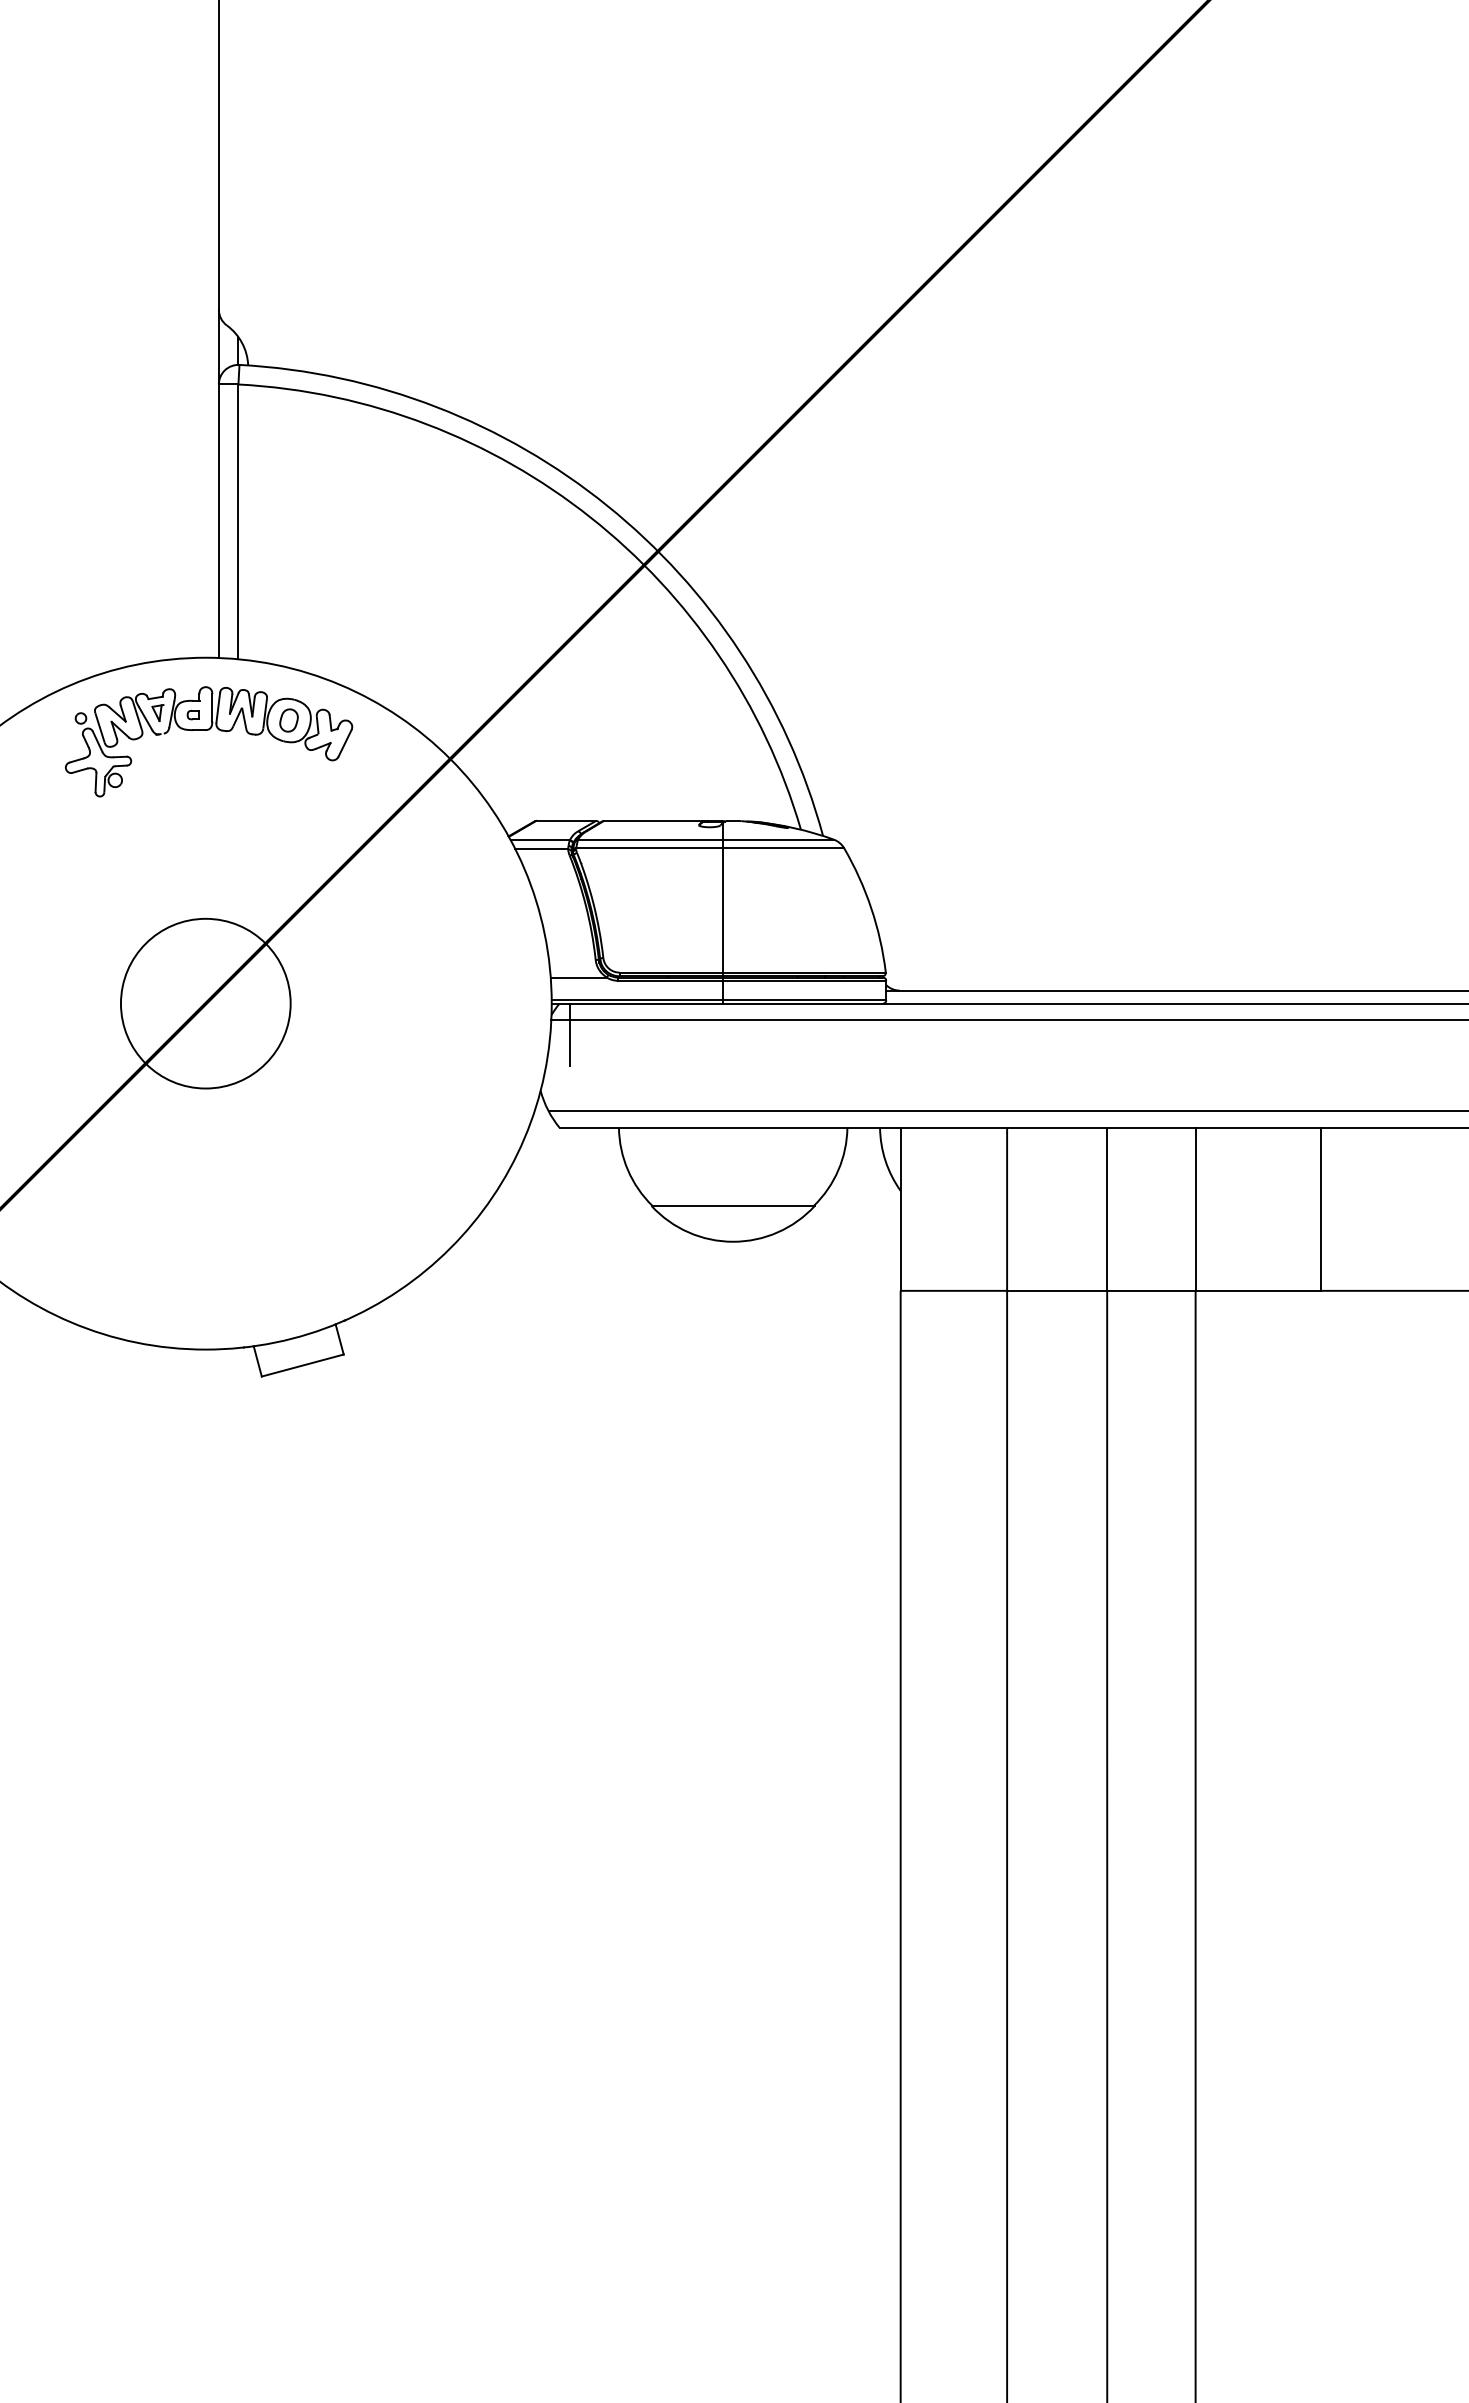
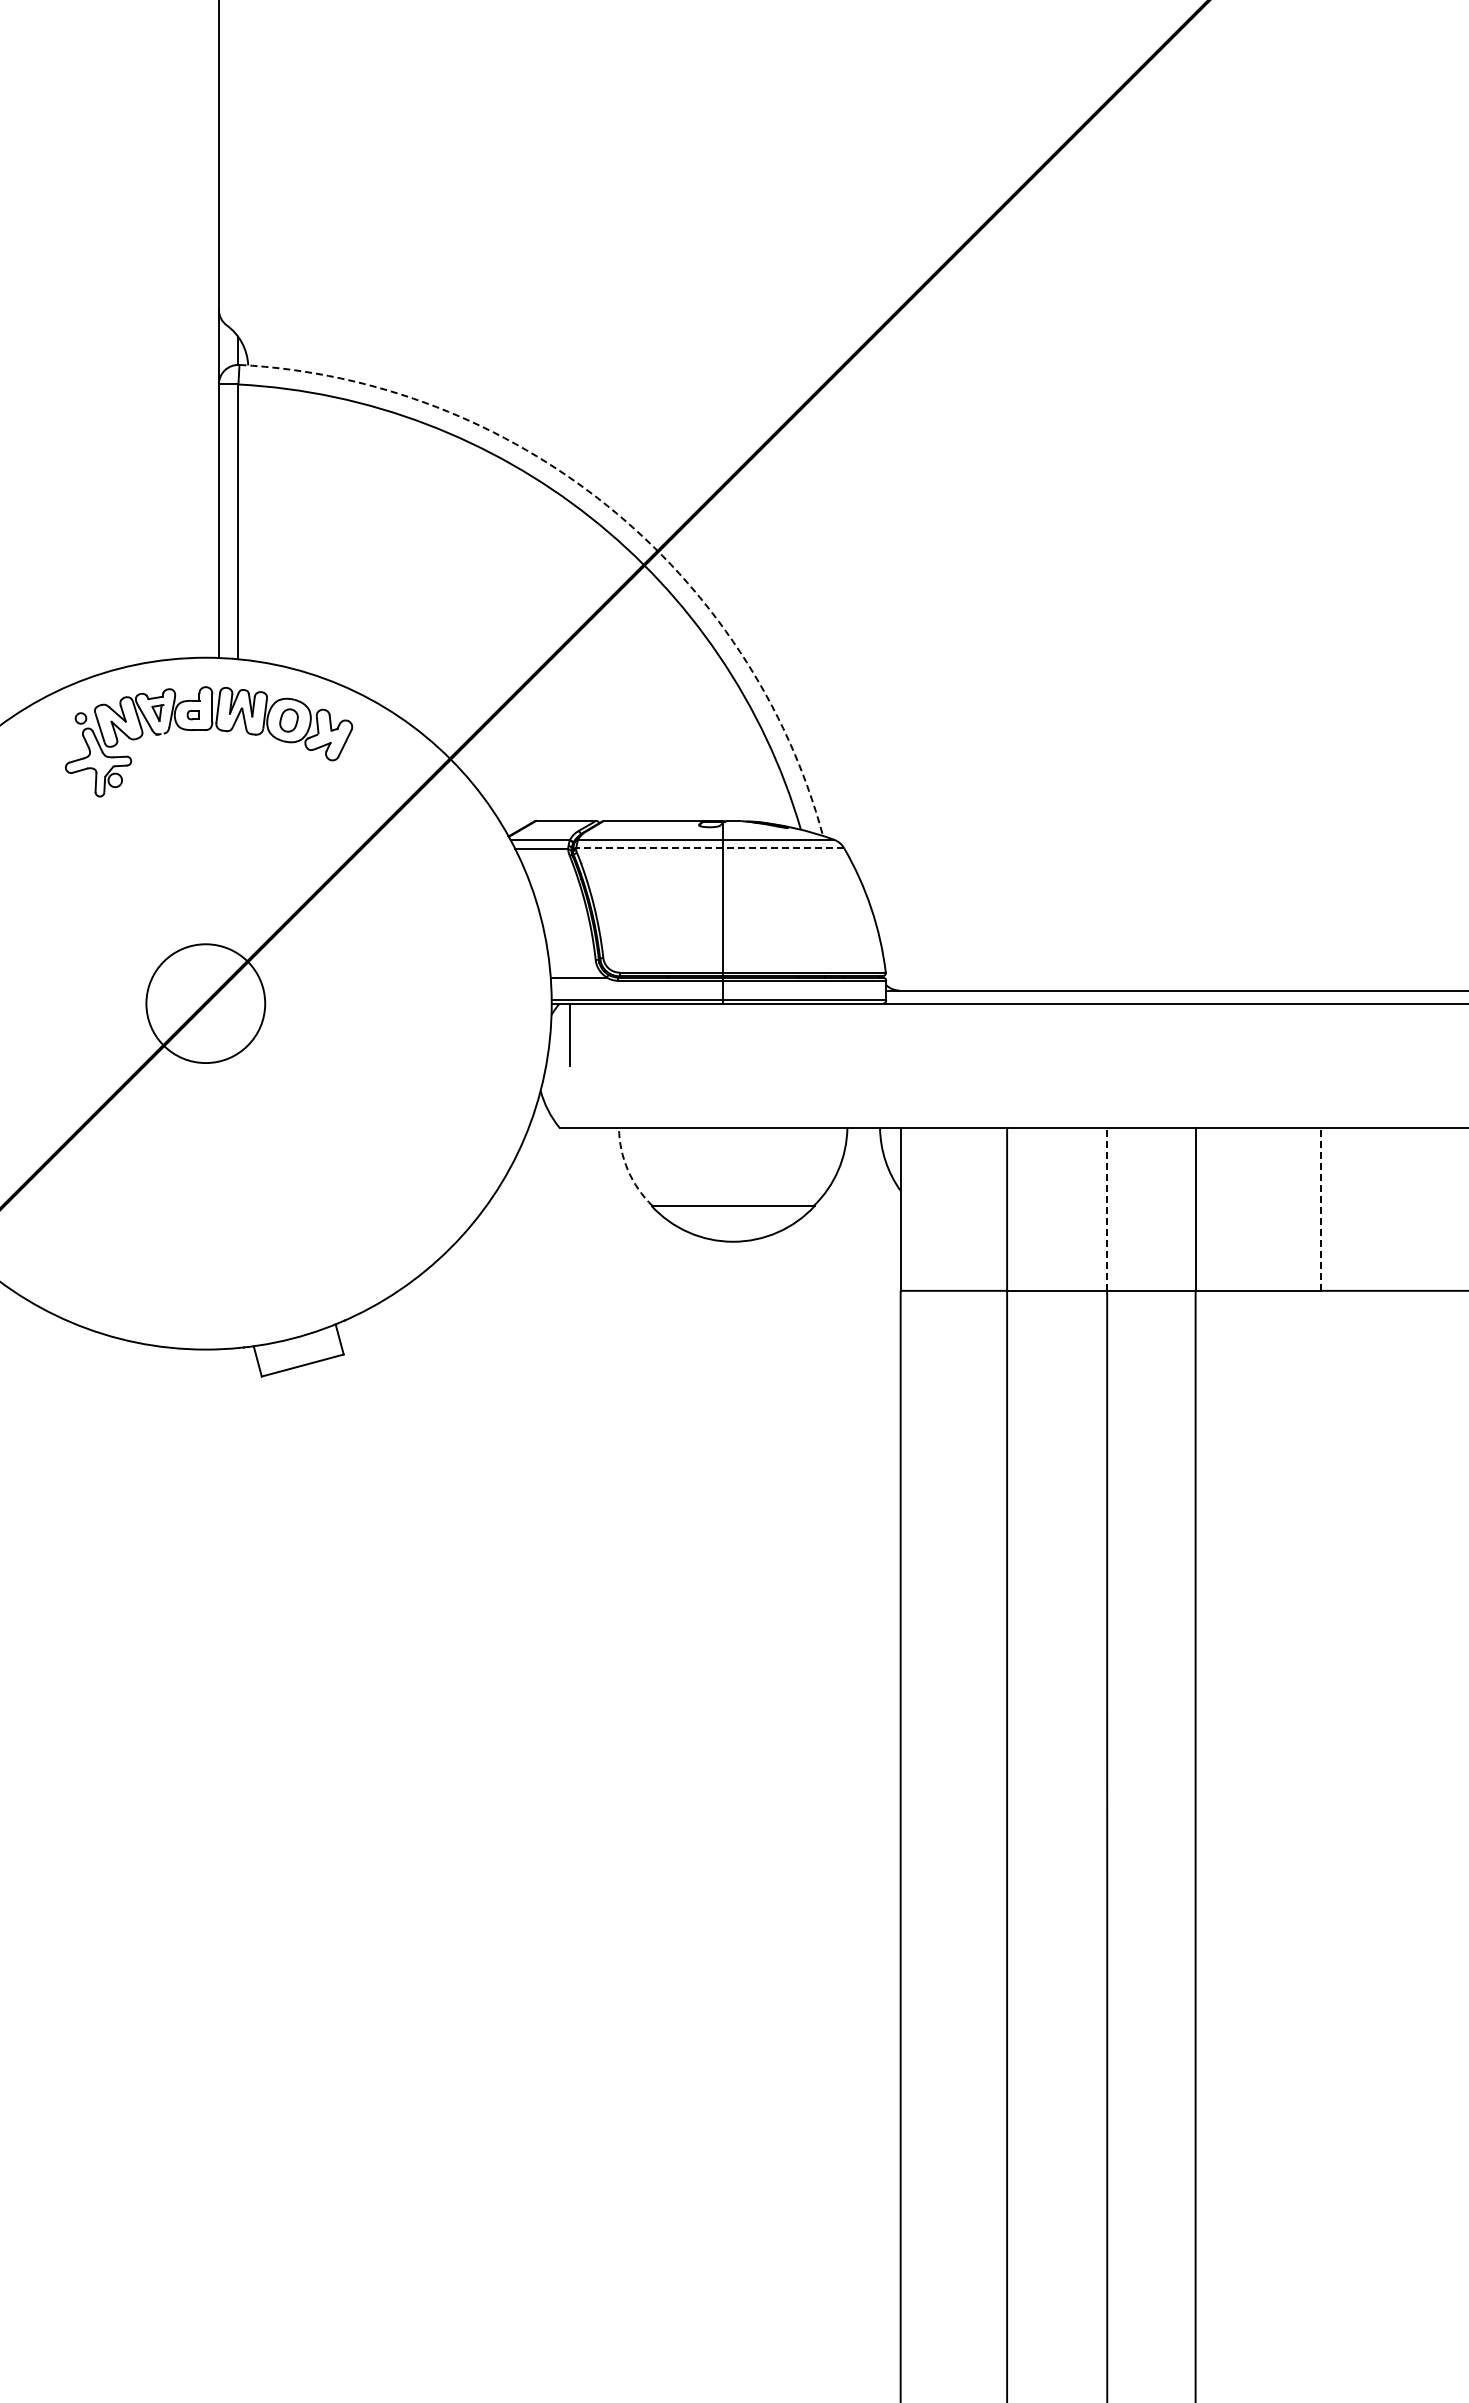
arc: solid -> dashed (607, 505)
line: solid -> dashed (710, 848)
circle diameter: 170 px -> 119 px (205, 1003)
line: present -> none (1008, 1019)
line: present -> none (1006, 1111)
arc: solid -> dashed (627, 1170)
line: solid -> dashed (1107, 1209)
line: solid -> dashed (1320, 1209)
